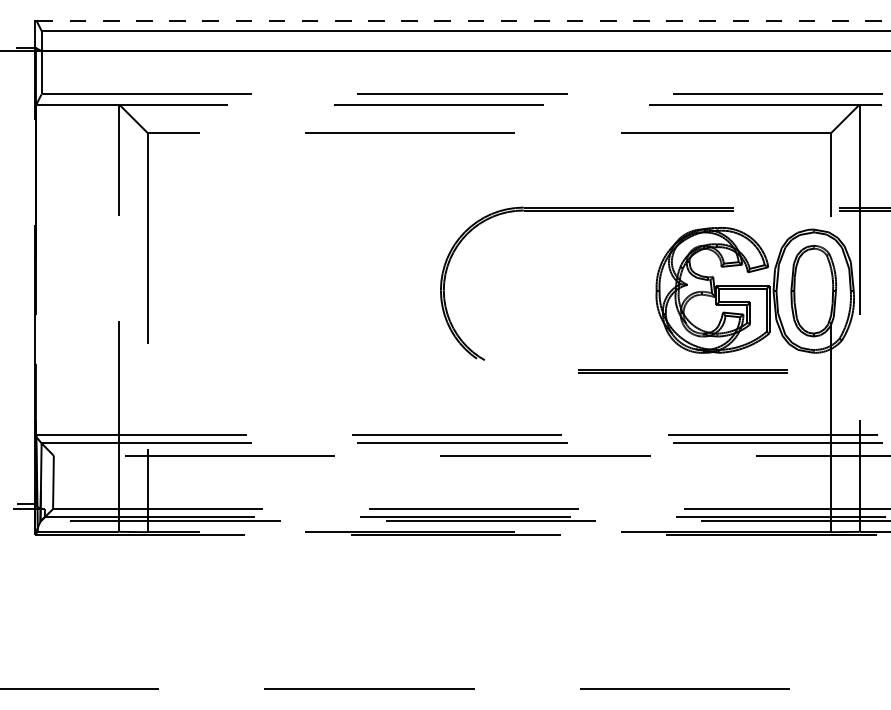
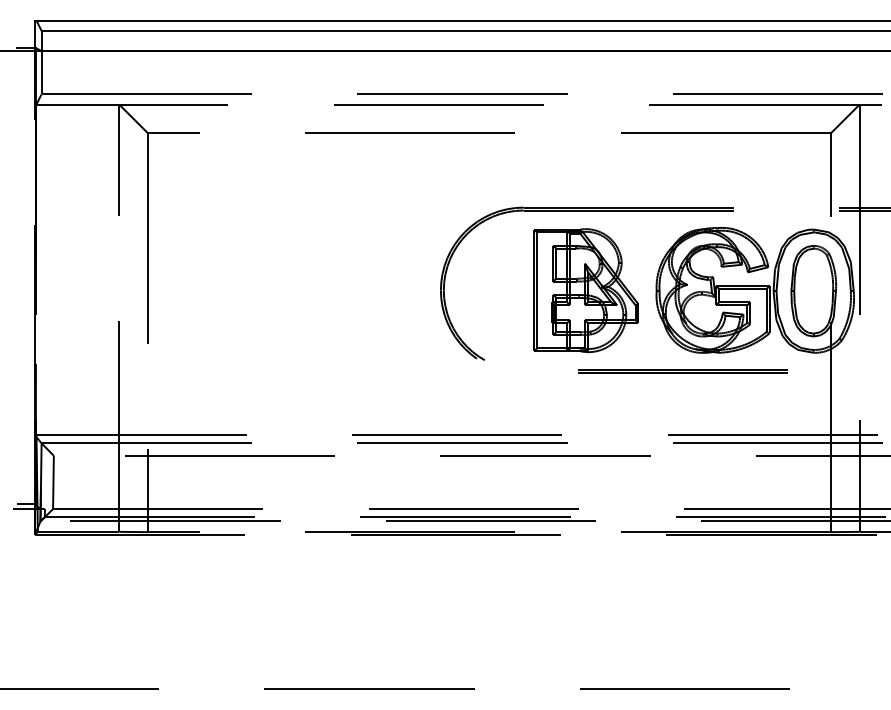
line: dashed -> solid (463, 21)
part: none -> present (585, 290)
